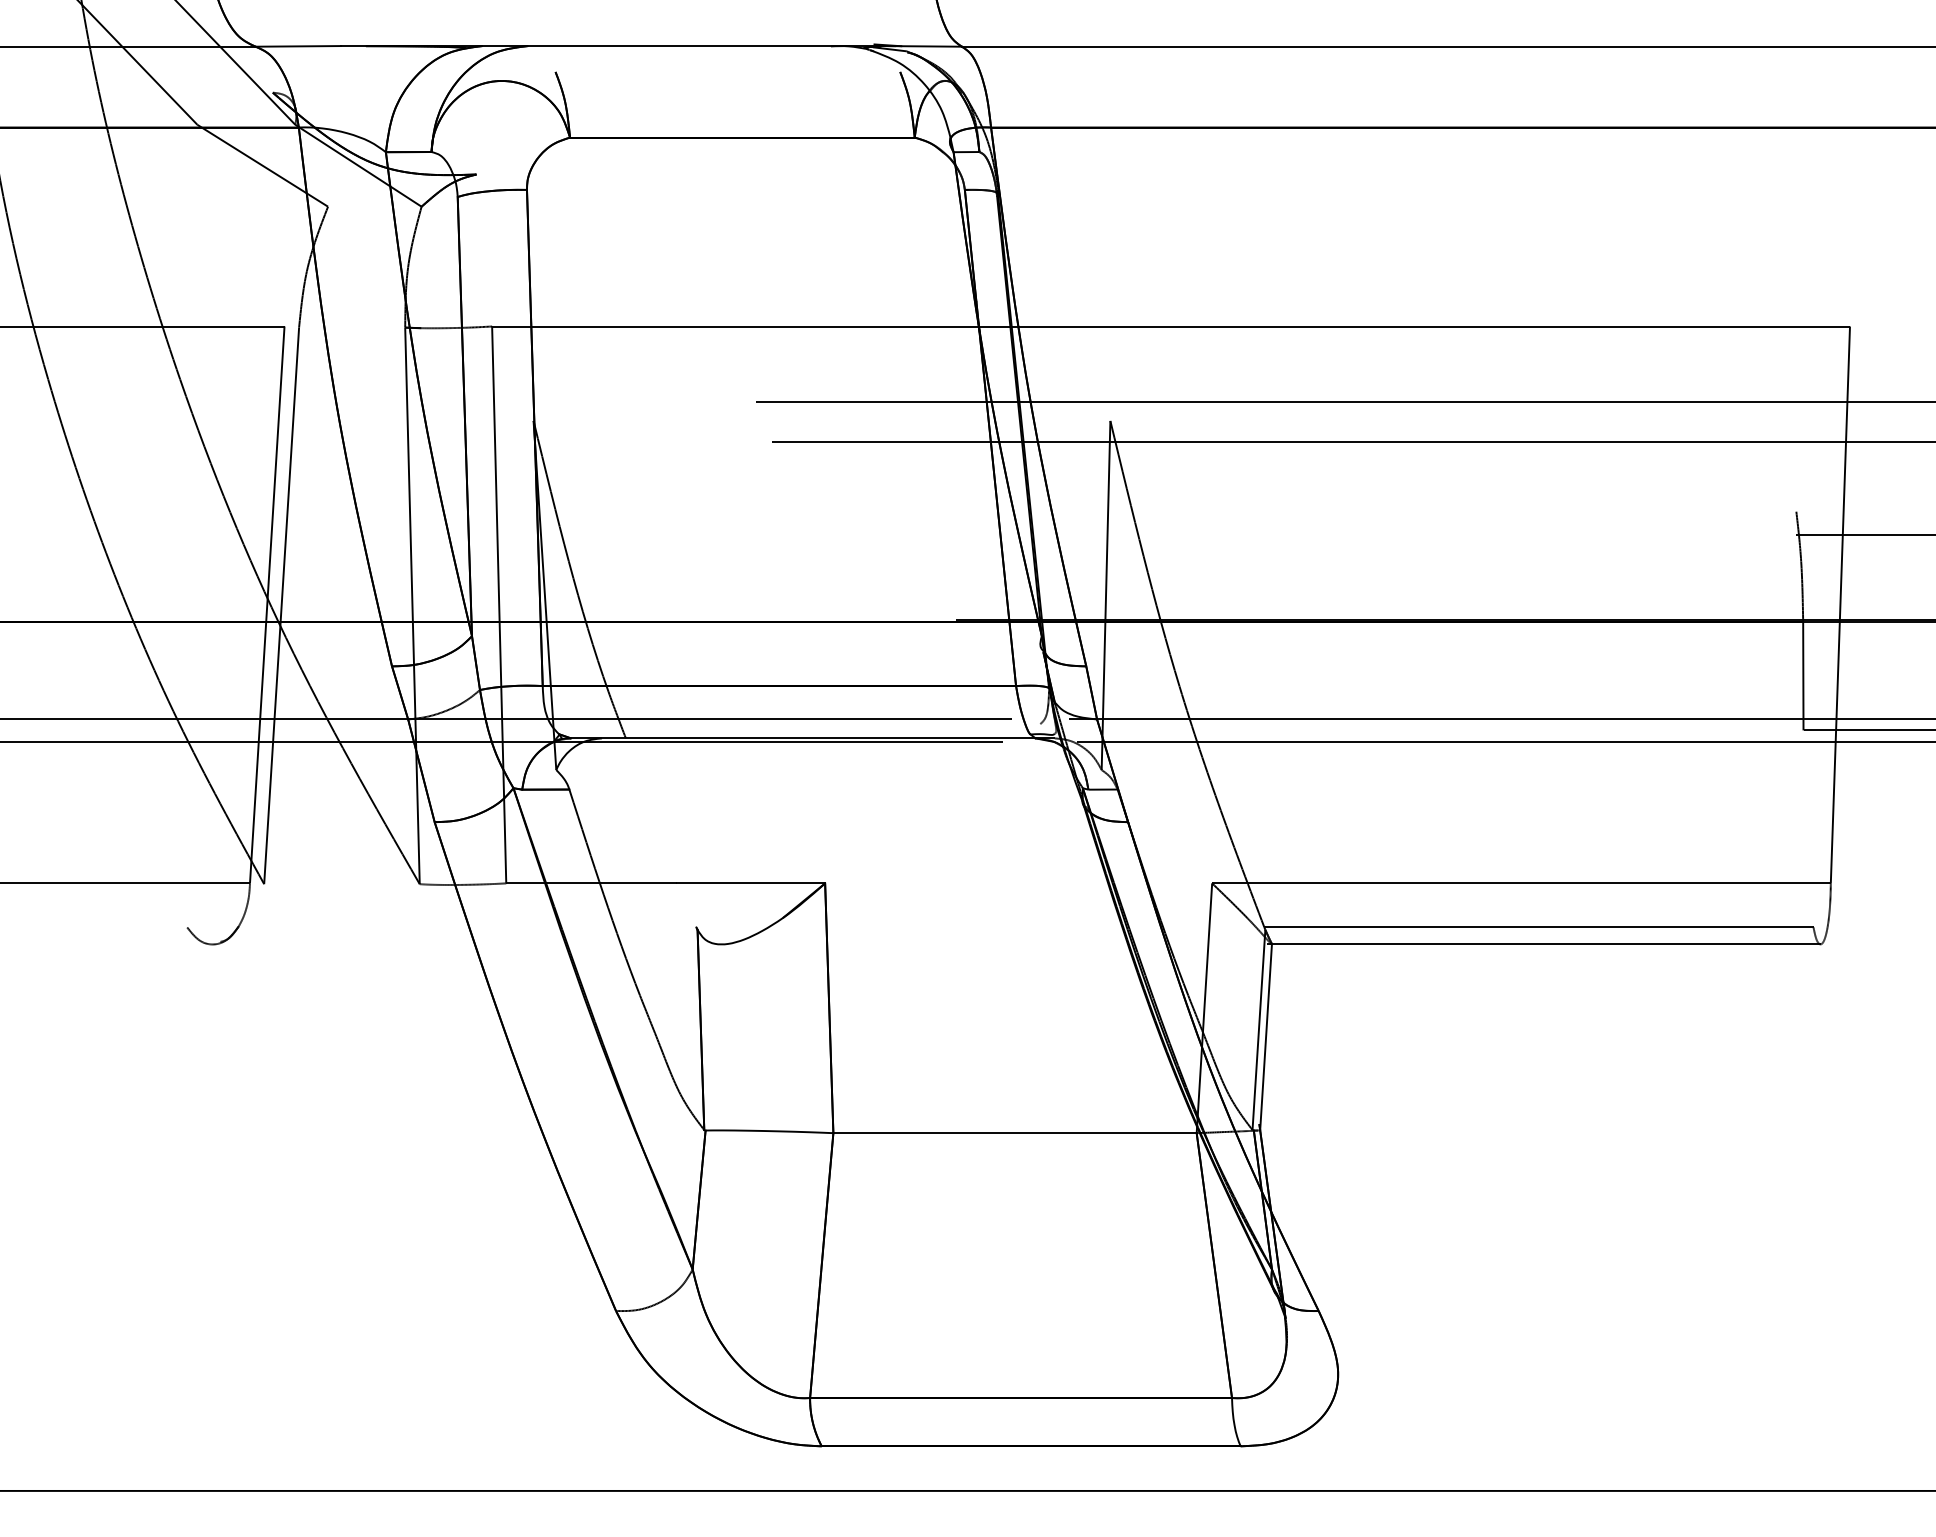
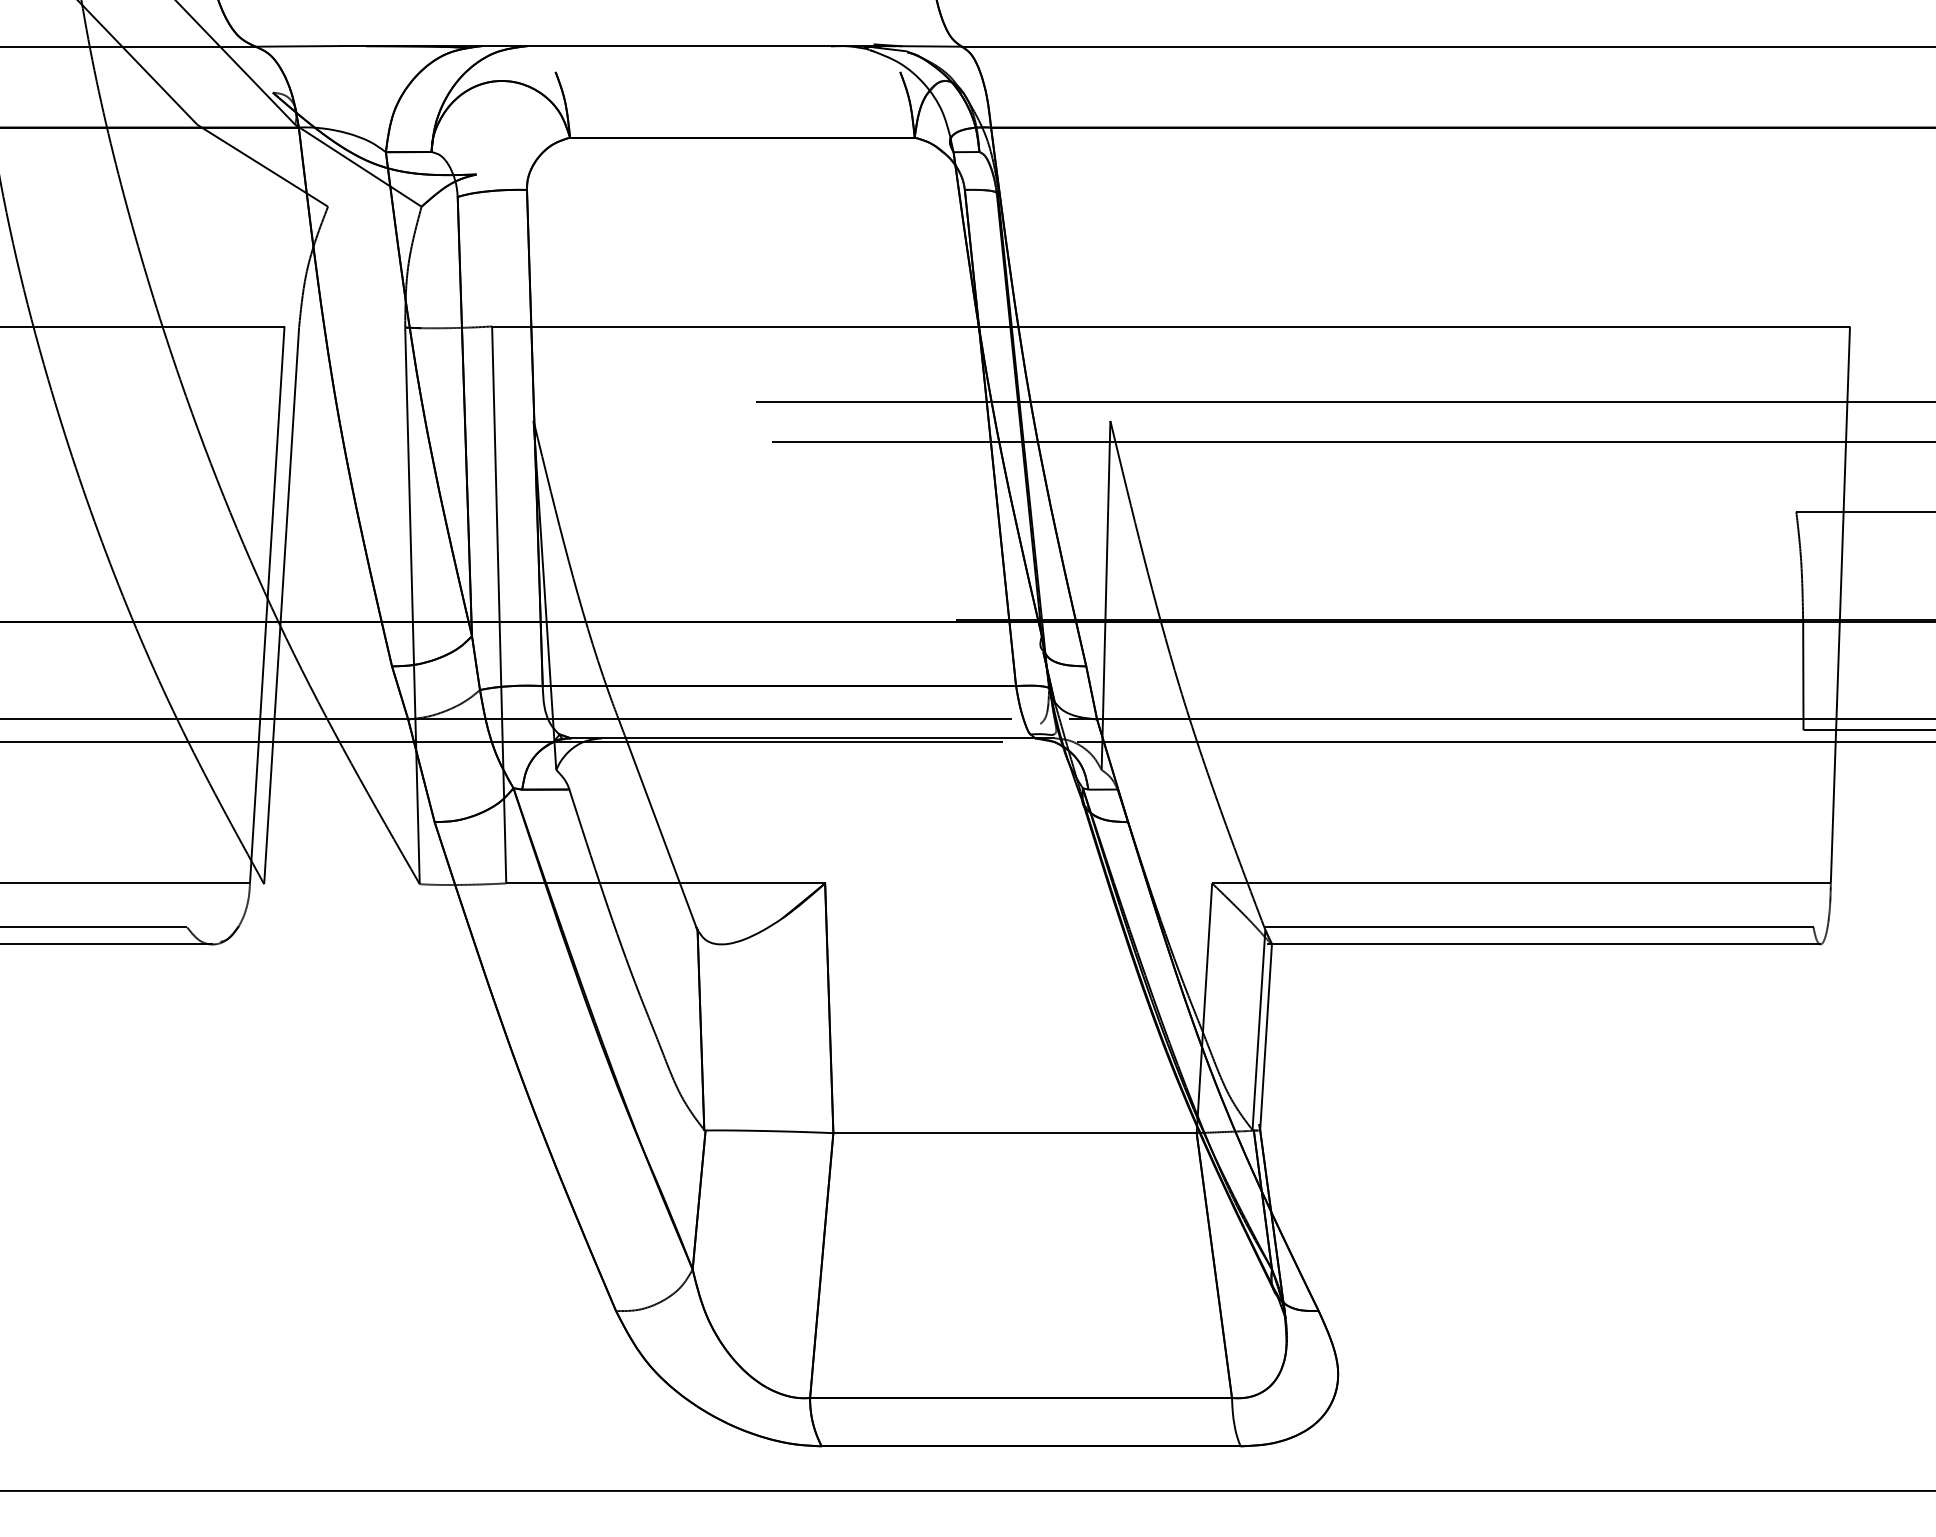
line position: (1864, 534) -> (1864, 511) (1864, 511)
line: none -> present (660, 832)
line: none -> present (94, 927)
line: none -> present (107, 944)
